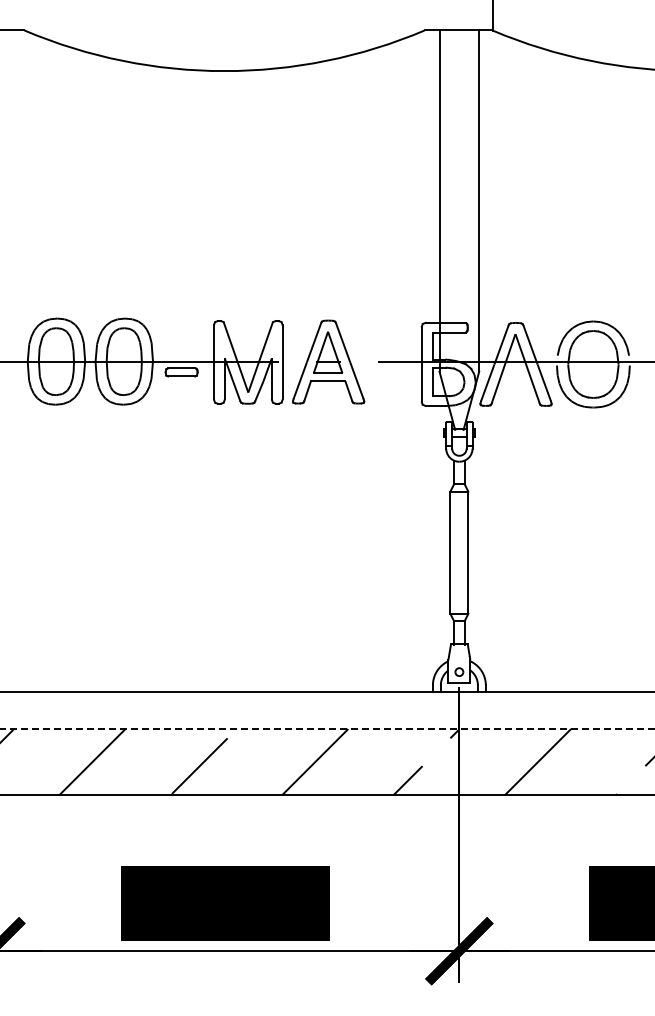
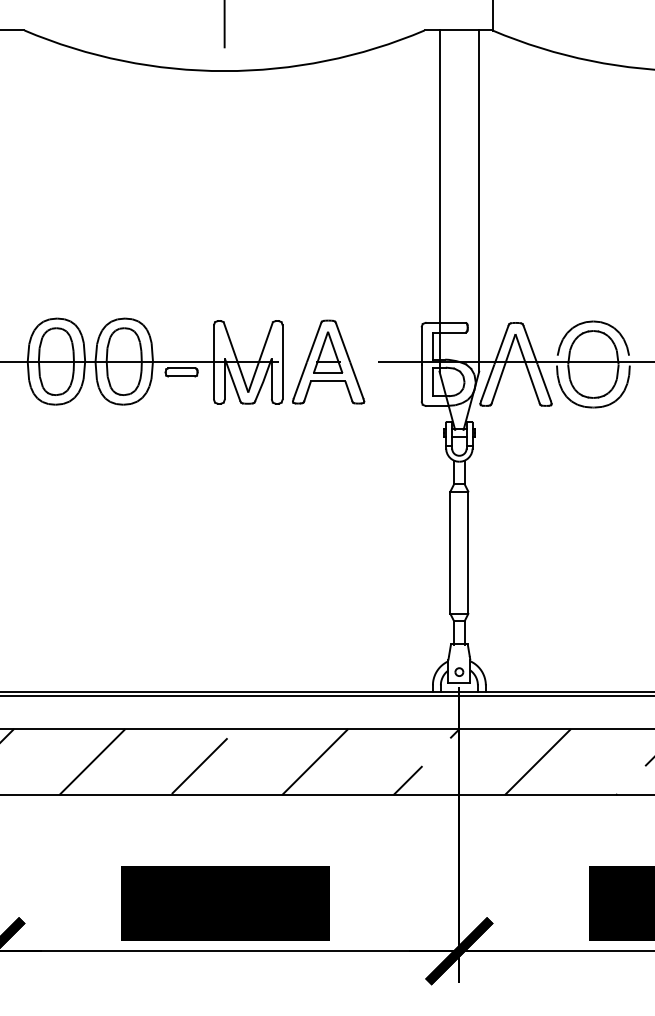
line: none -> present (224, 25)
line: none -> present (326, 695)
line: dashed -> solid (327, 729)
